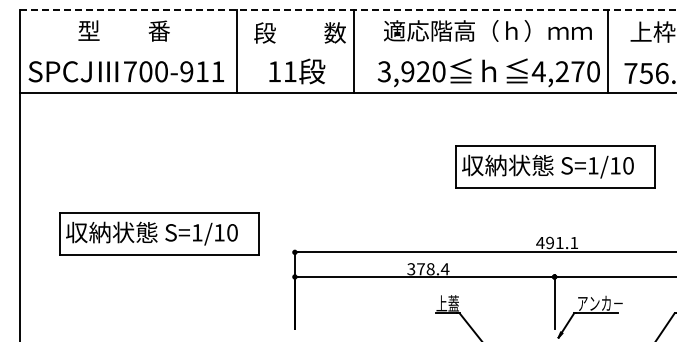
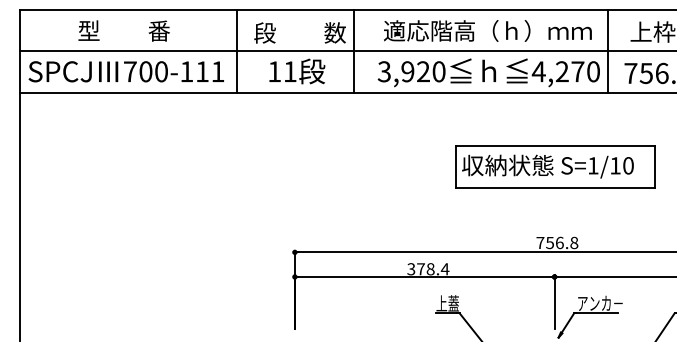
line: dashed -> solid (348, 10)
line: none -> present (346, 51)
text: 700-911 -> 700-111 (186, 71)
part: present -> none (159, 233)
text: 491.1 -> 756.8 (557, 242)
